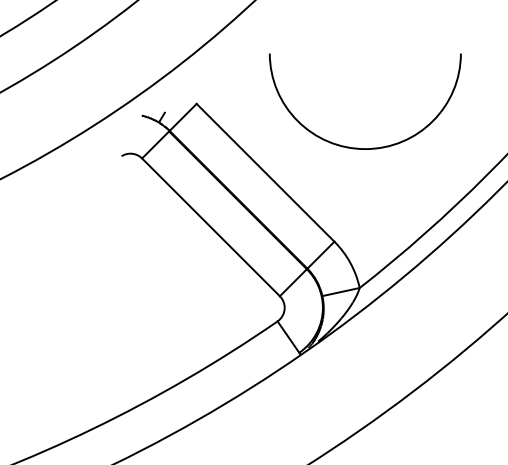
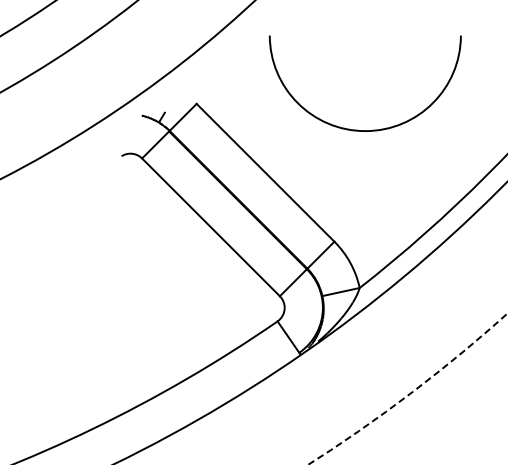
arc position: (358, 147) -> (358, 129) (358, 129)
arc: solid -> dashed (412, 392)
